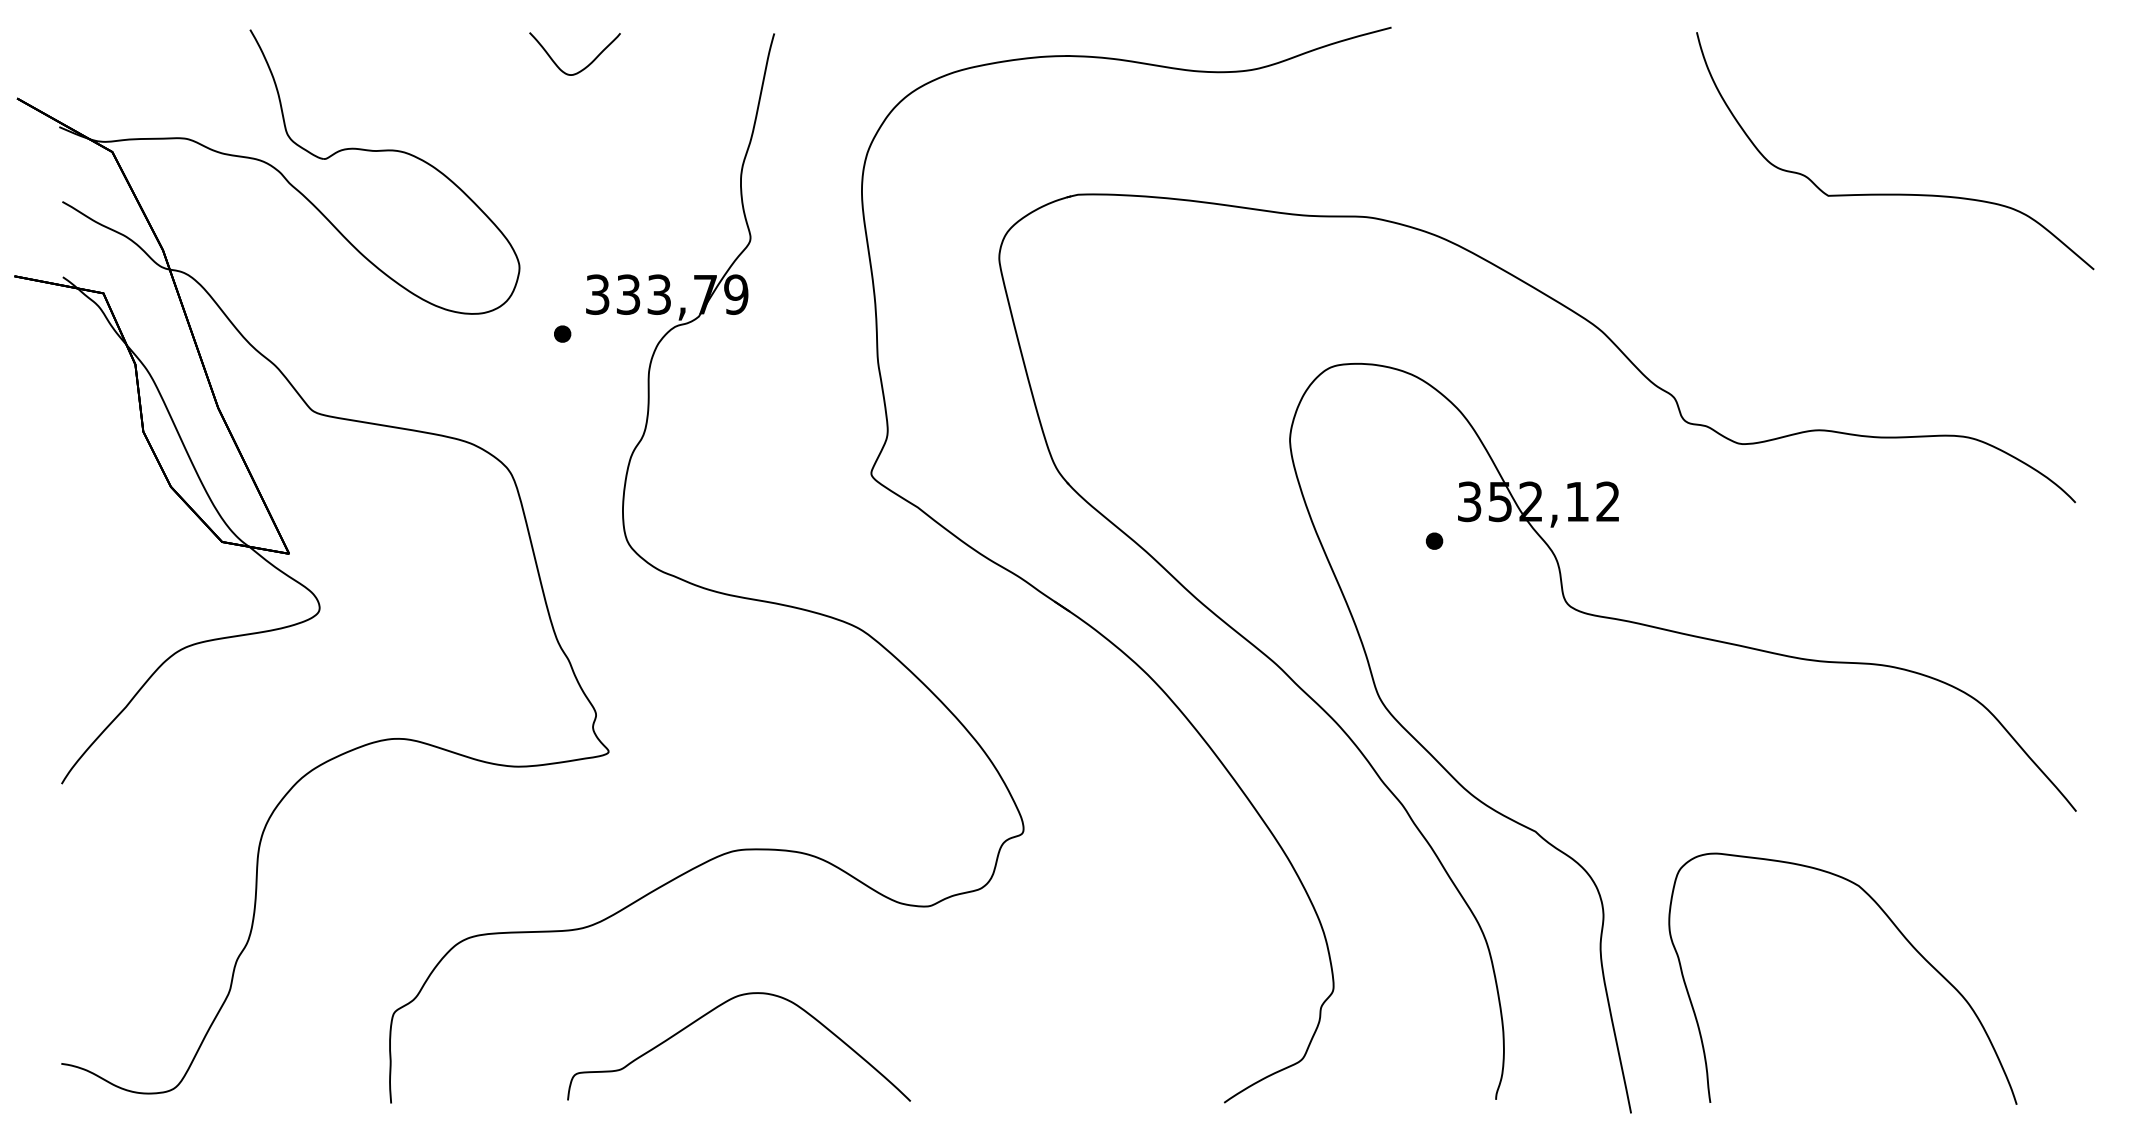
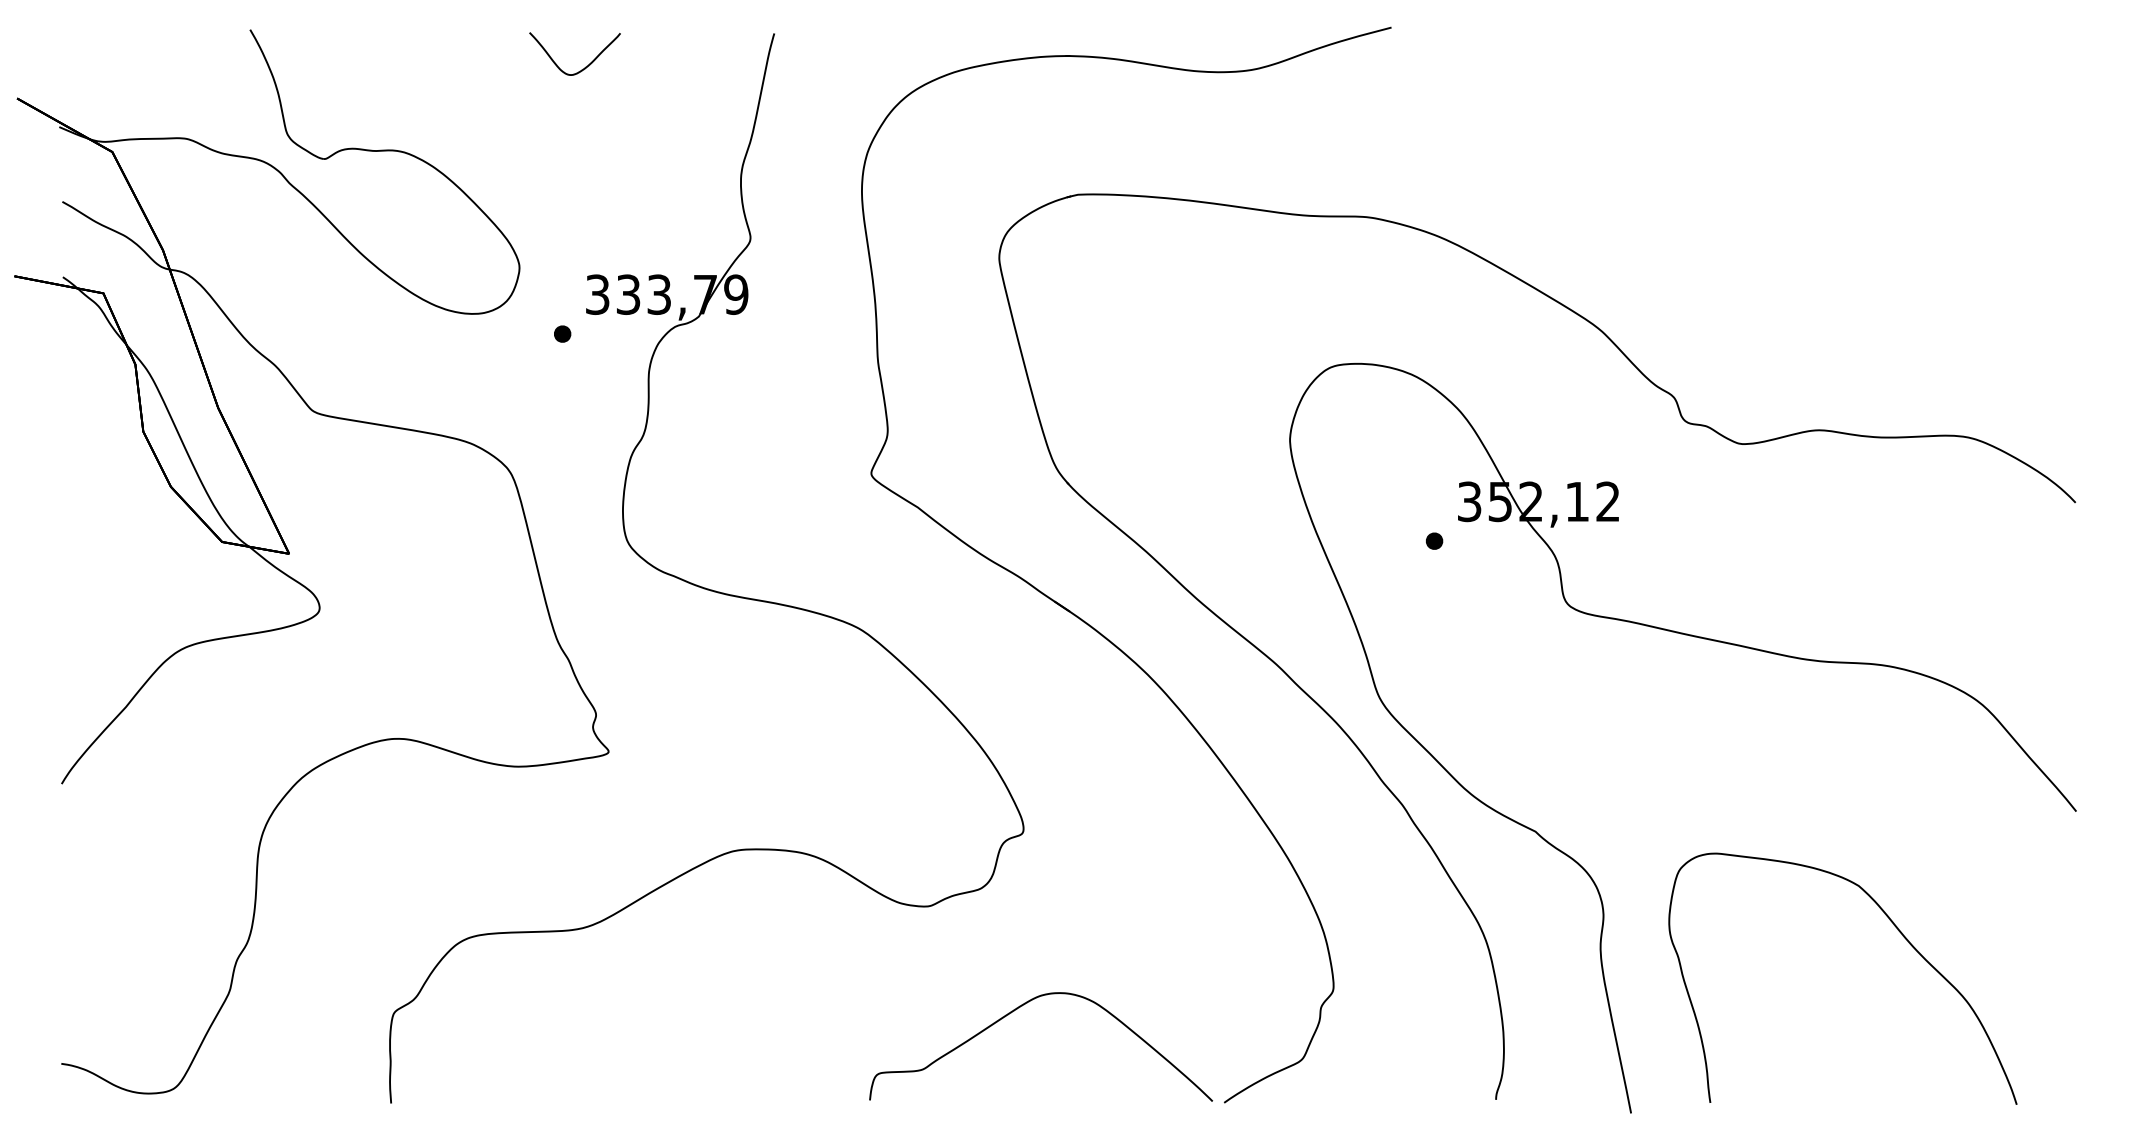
curve: present -> none (1895, 193)
curve position: (715, 1009) -> (1017, 1009) (1017, 1009)
